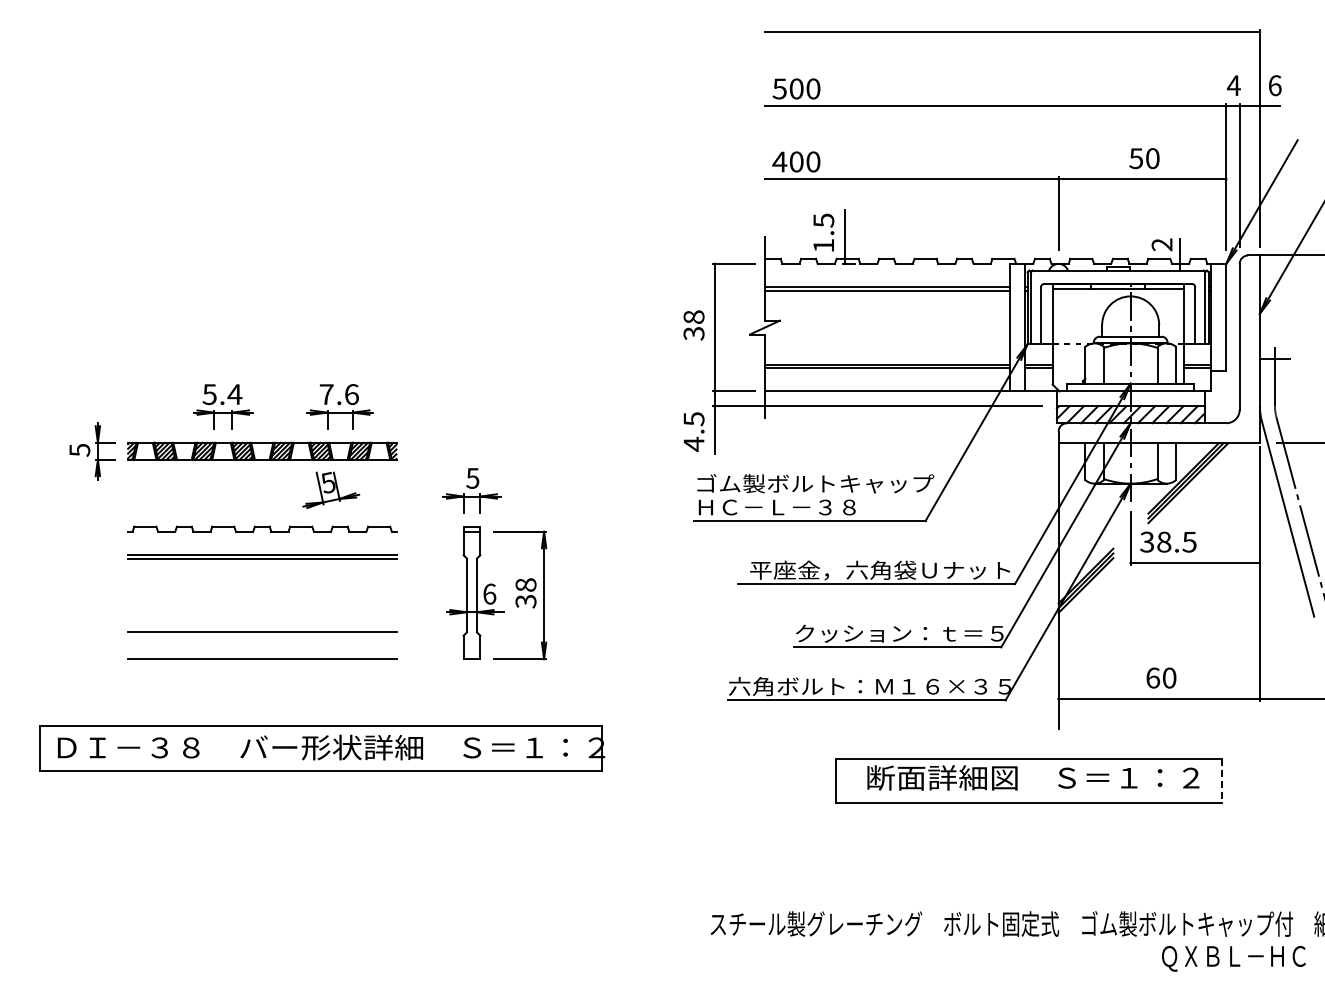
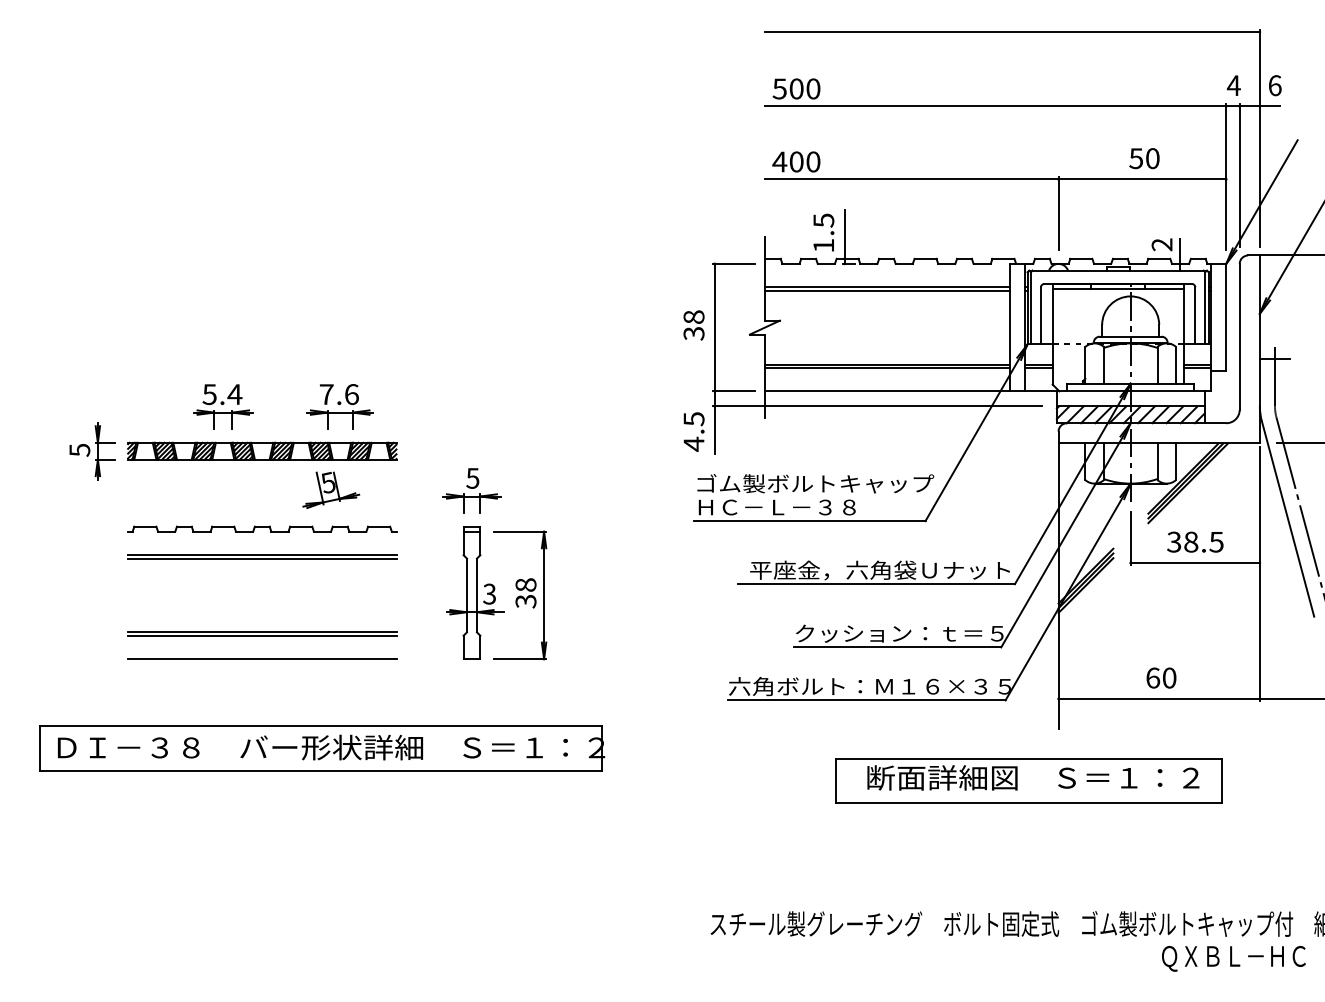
text position: (1168, 541) -> (1195, 541) (1195, 541)
text: 6 -> 3 (489, 593)
line: none -> present (262, 635)
line: dashed -> solid (1221, 781)
